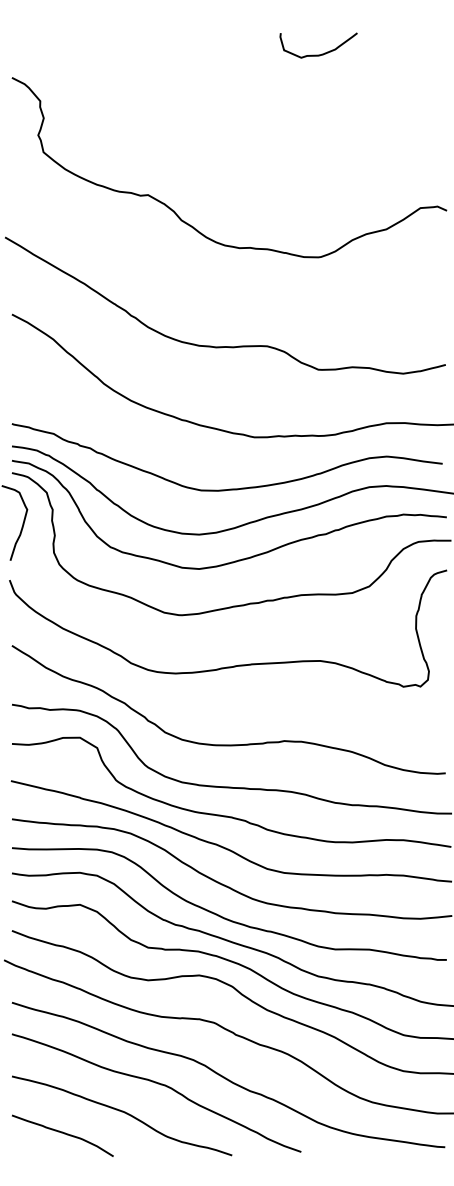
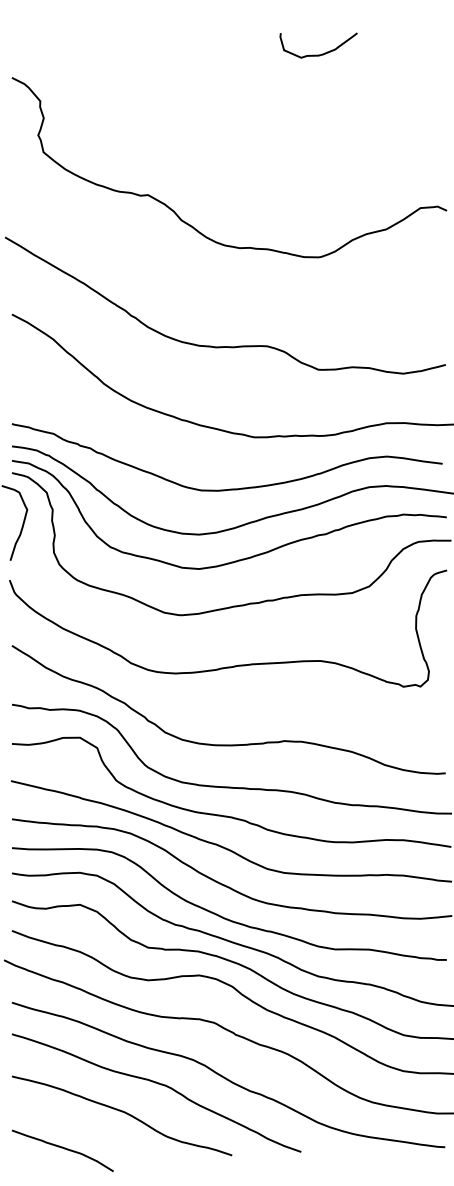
curve position: (62, 1133) -> (62, 1148) (62, 1148)
